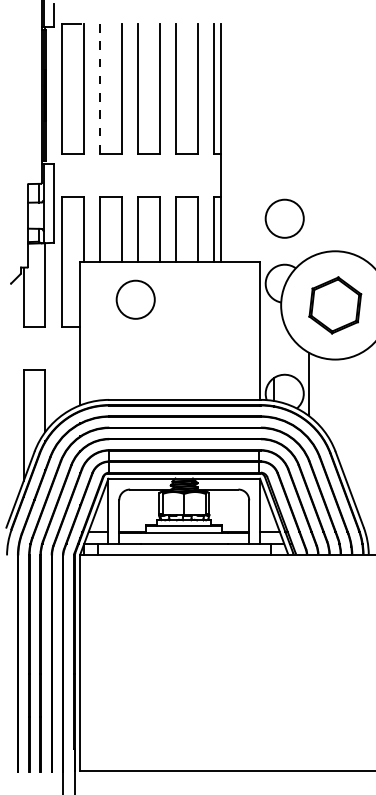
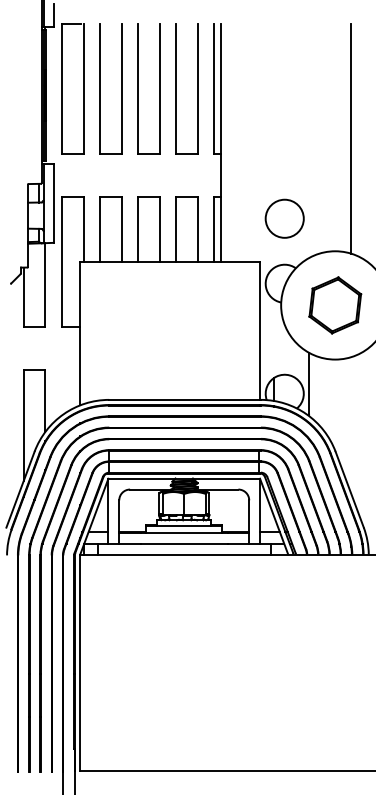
line: dashed -> solid (100, 88)
line: none -> present (351, 138)
circle: present -> none (135, 299)
